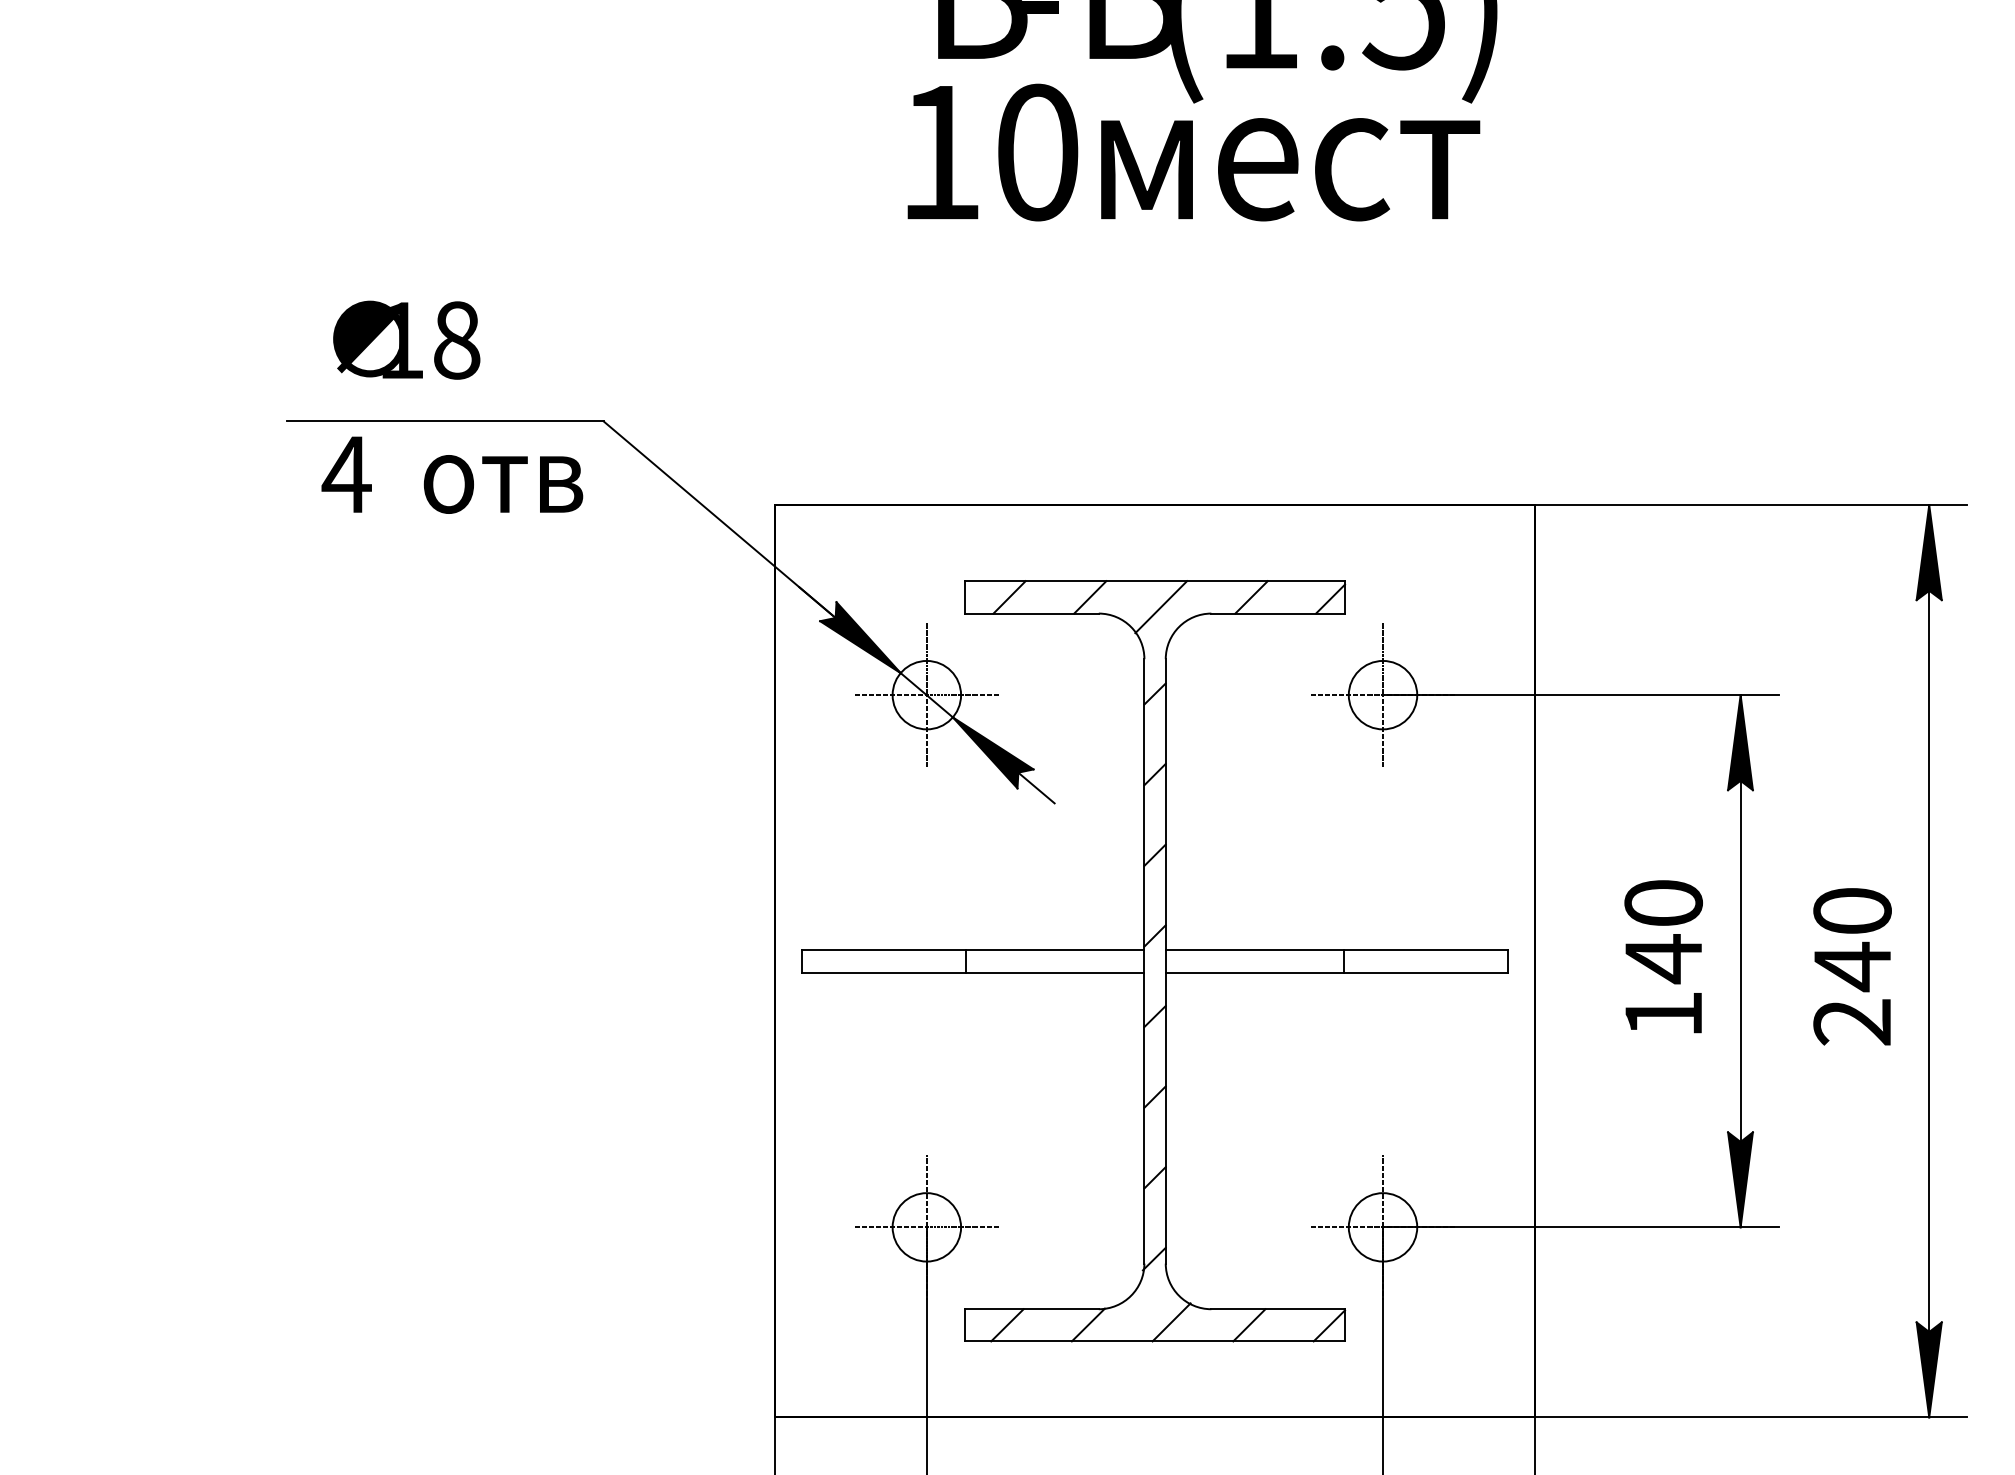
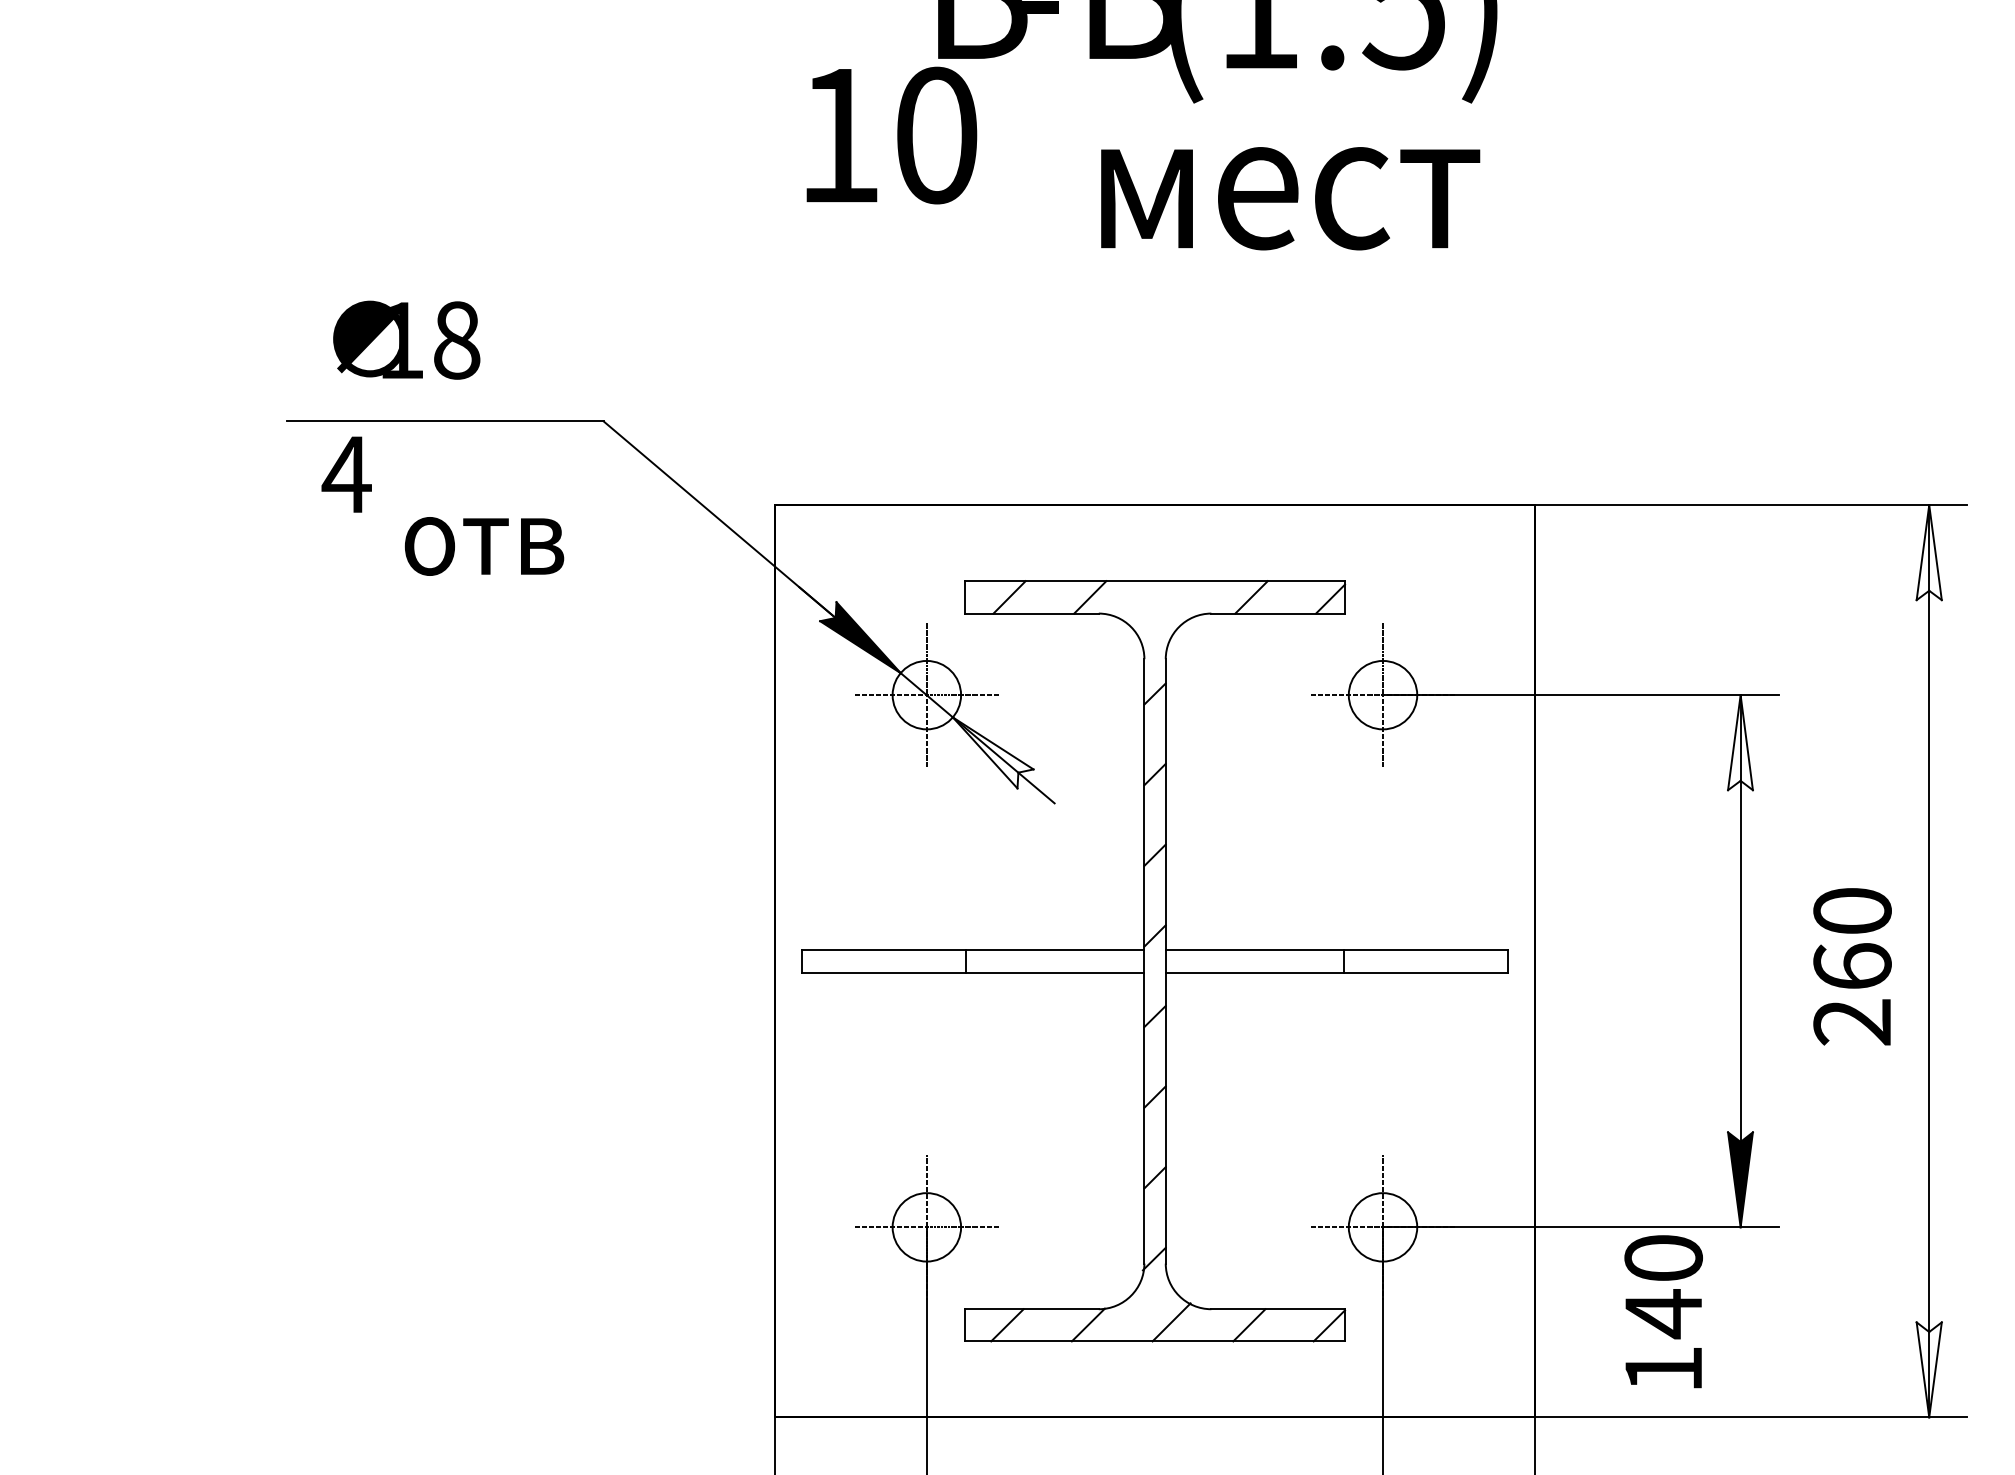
text position: (992, 152) -> (891, 135) (891, 135)
text position: (1290, 169) -> (1290, 198) (1290, 198)
text position: (503, 484) -> (484, 546) (484, 546)
fill: present -> none (1928, 552)
line: present -> none (1161, 607)
fill: present -> none (1740, 742)
fill: present -> none (992, 752)
text position: (1663, 956) -> (1663, 1311) (1663, 1311)
text: 240 -> 260 (1852, 966)
fill: present -> none (1928, 1369)
